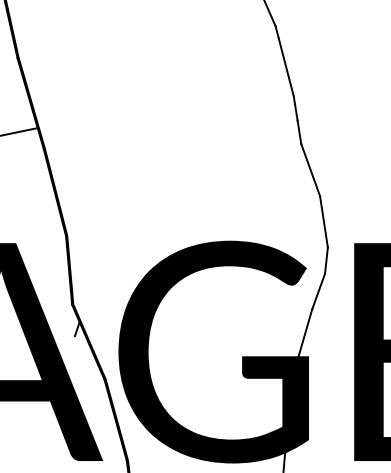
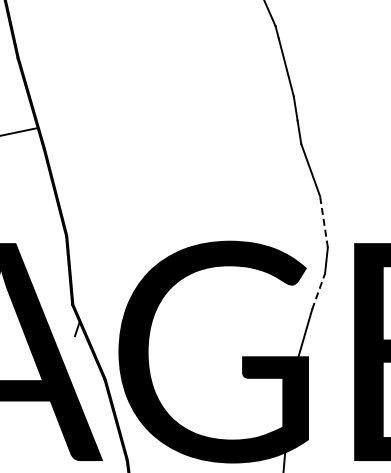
line: solid -> dashed (323, 221)
line: solid -> dashed (318, 291)
